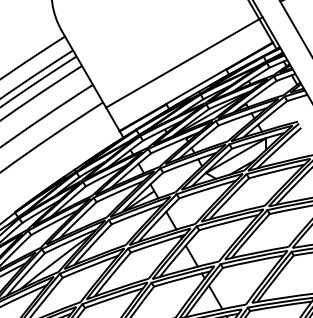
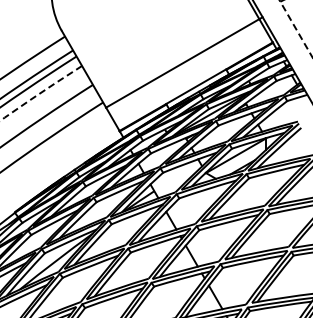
line: solid -> dashed (296, 29)
arc: solid -> dashed (40, 93)
